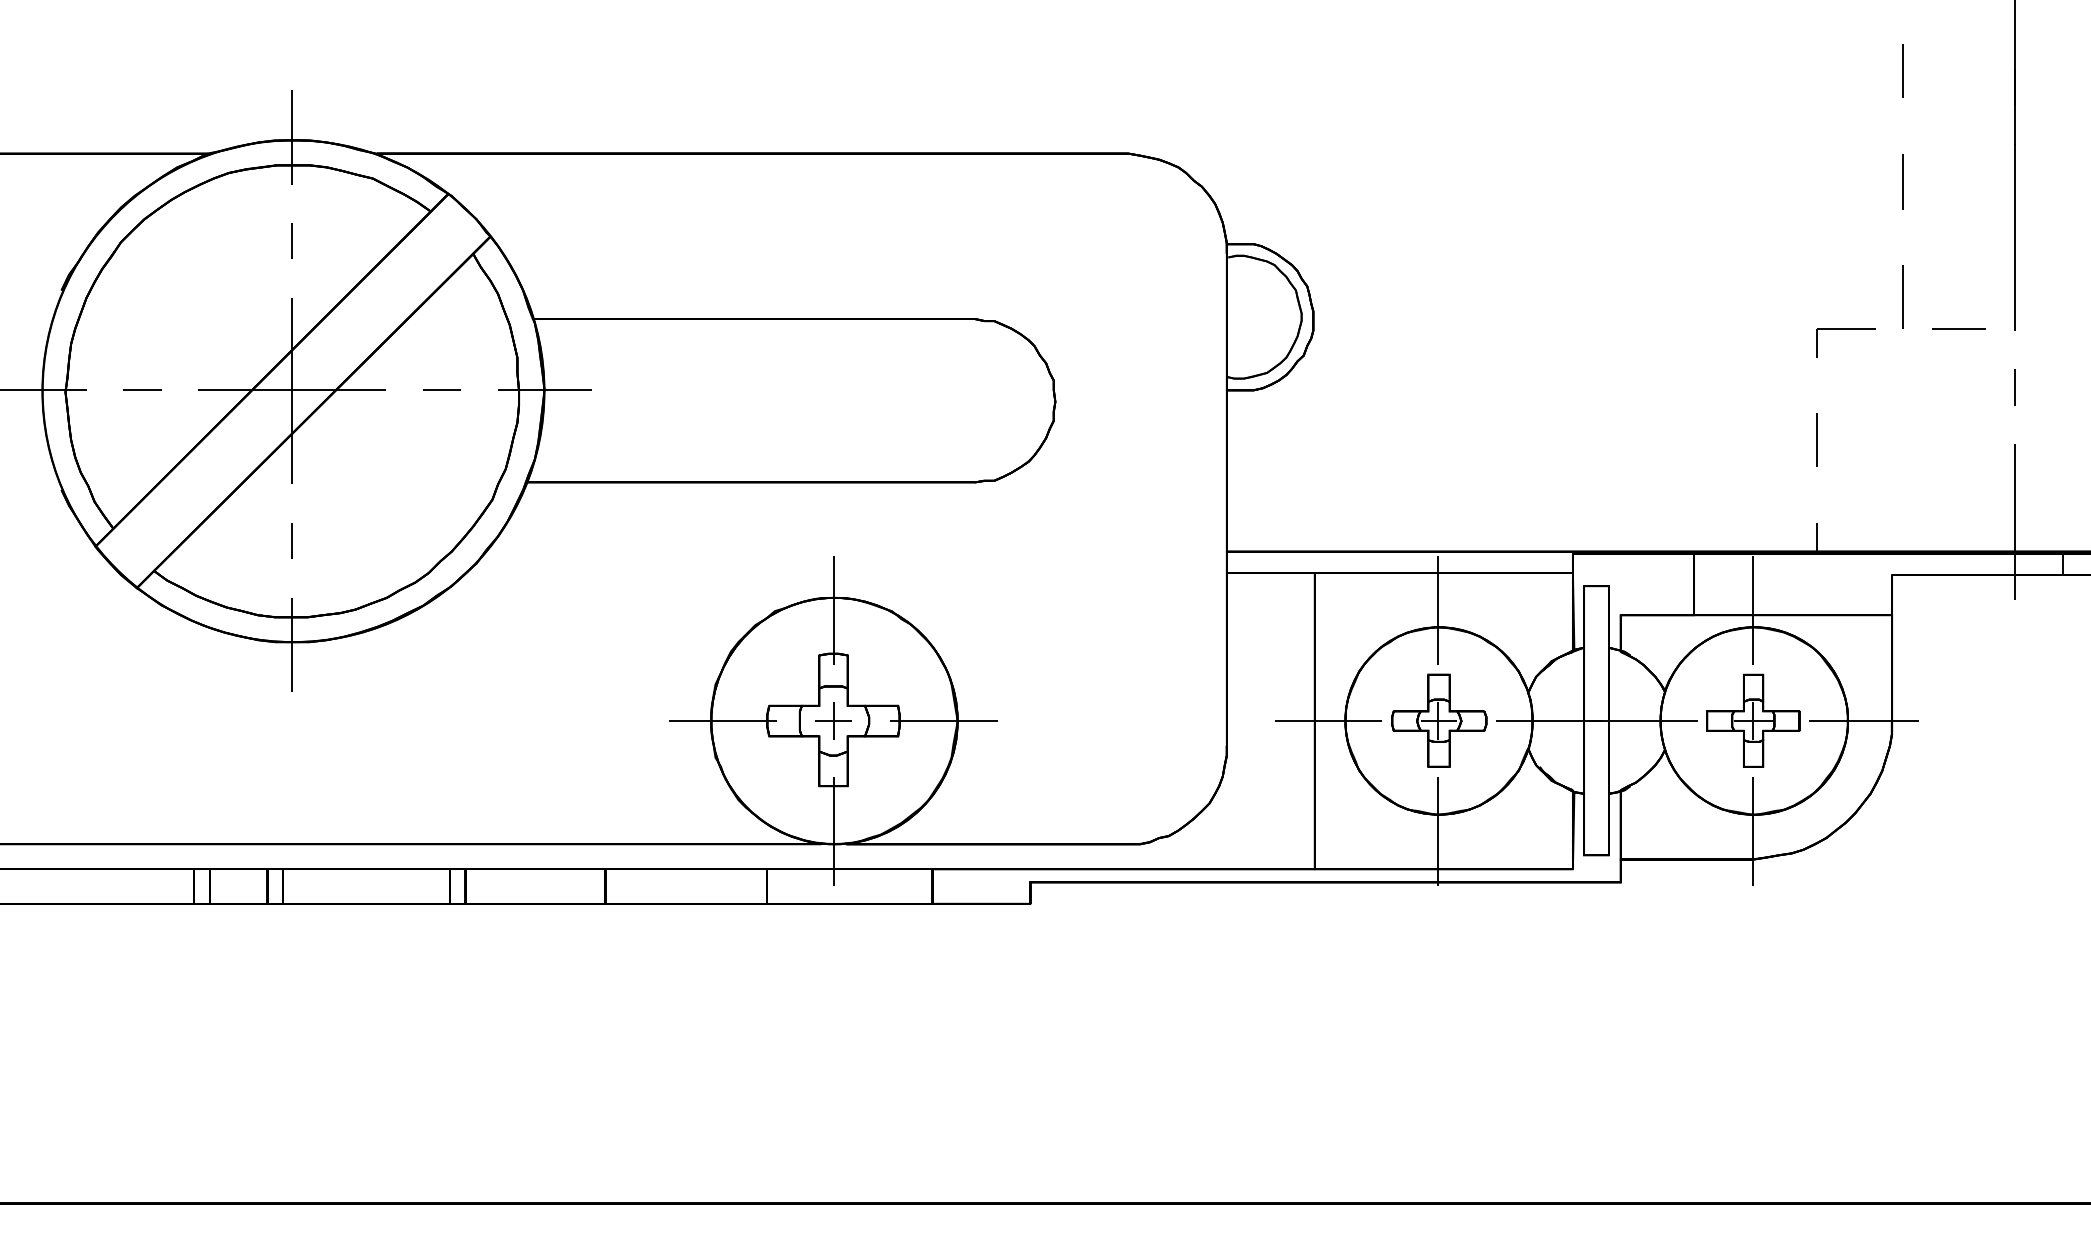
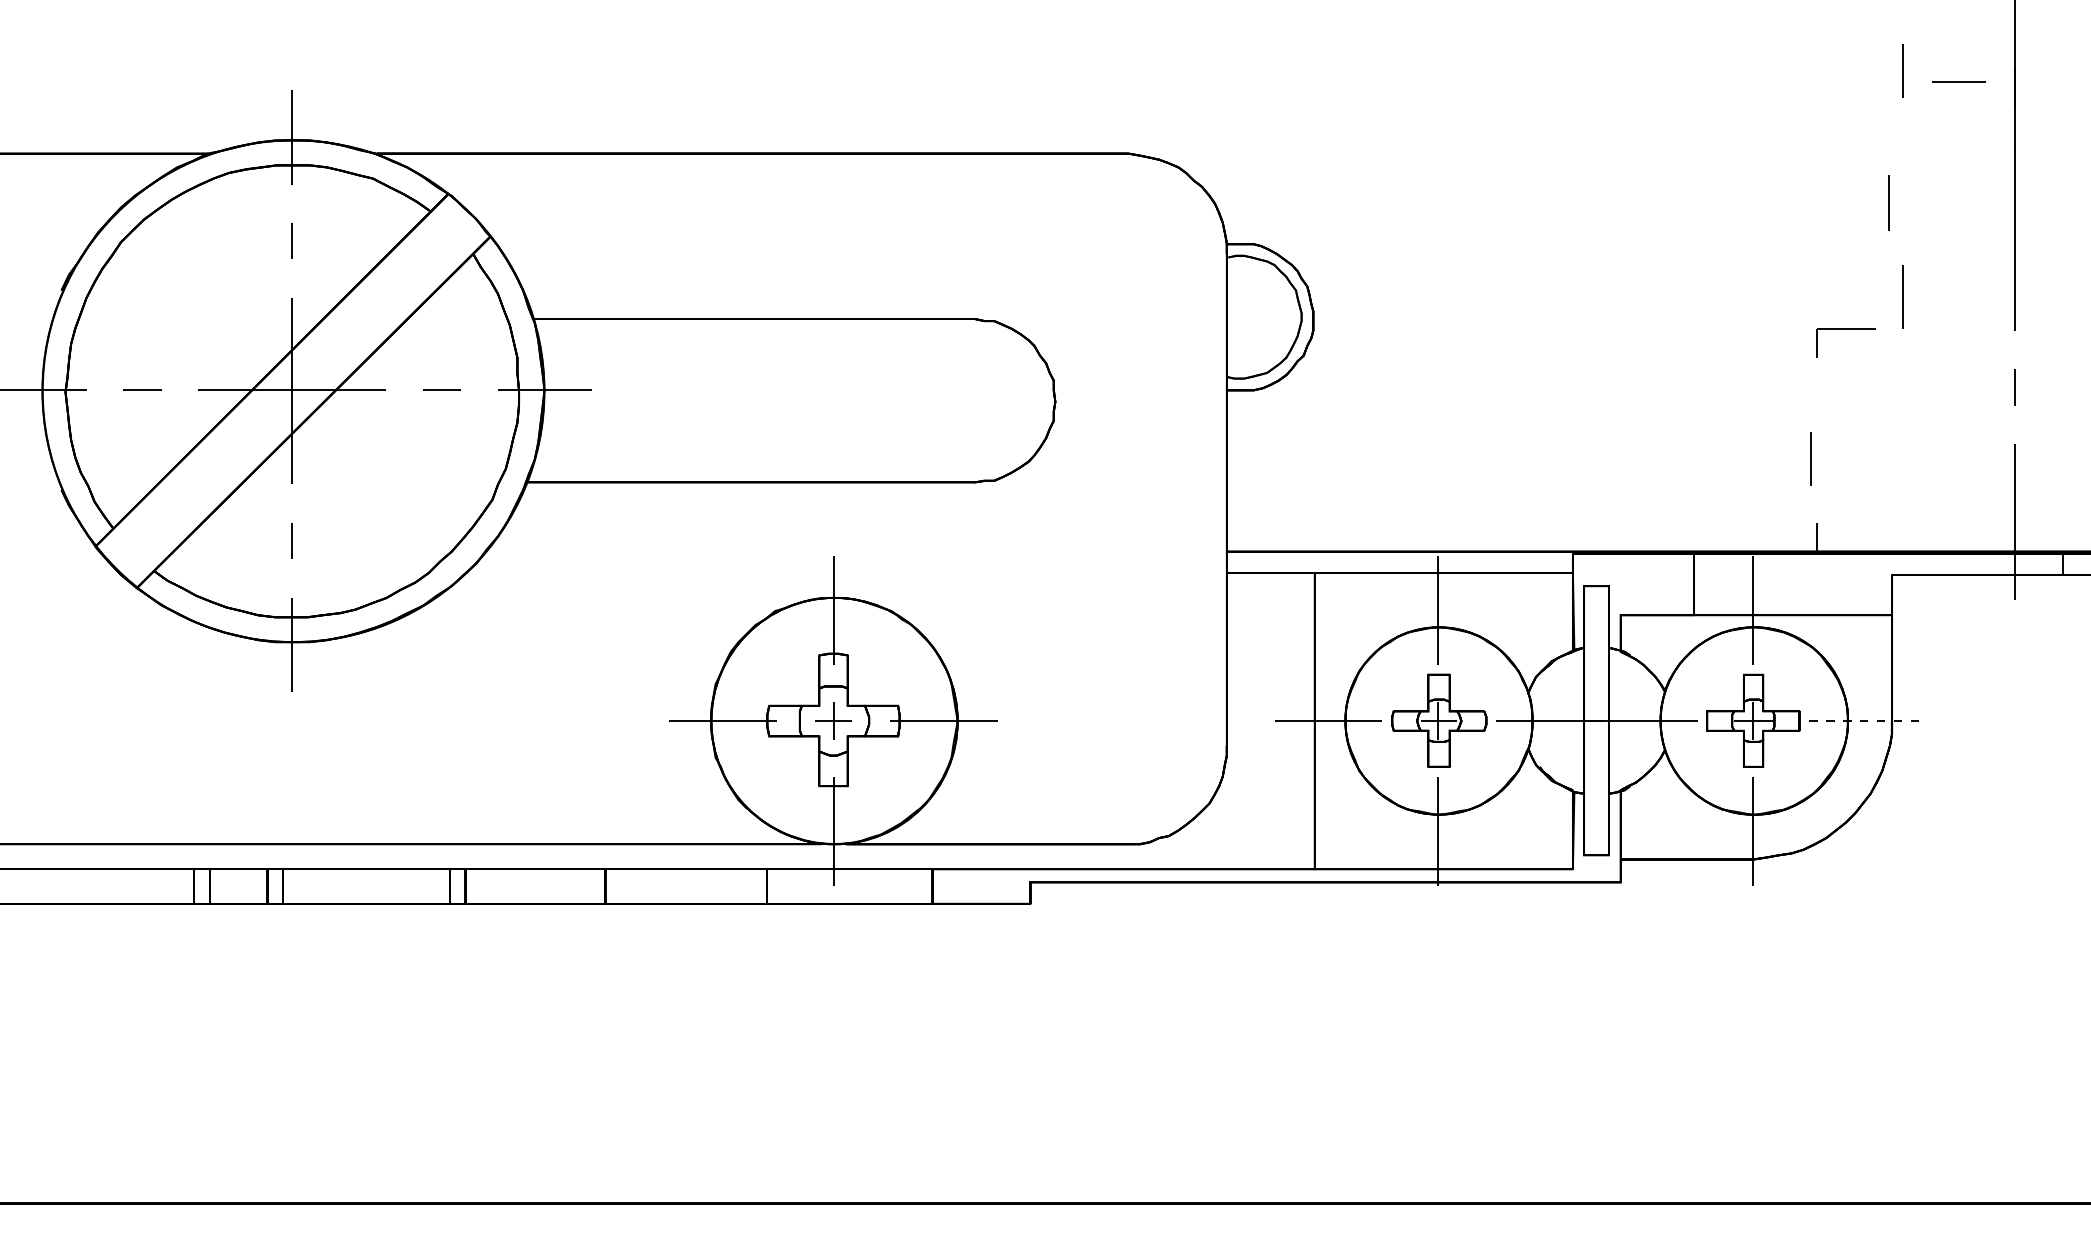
line position: (1902, 181) -> (1888, 202) (1888, 202)
line position: (1958, 328) -> (1958, 81) (1958, 81)
line position: (1816, 439) -> (1810, 458) (1810, 458)
line: solid -> dashed (1863, 720)
